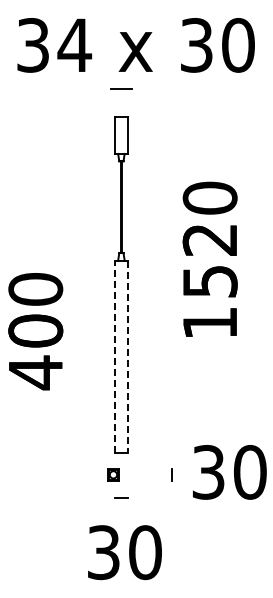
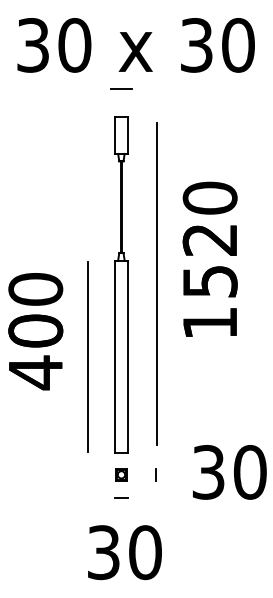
text: 34 -> 30 (74, 45)
line: none -> present (156, 283)
line: none -> present (88, 356)
line: dashed -> solid (115, 356)
line: dashed -> solid (127, 357)
part position: (113, 474) -> (121, 474) (121, 474)
line position: (171, 474) -> (155, 474) (155, 474)
